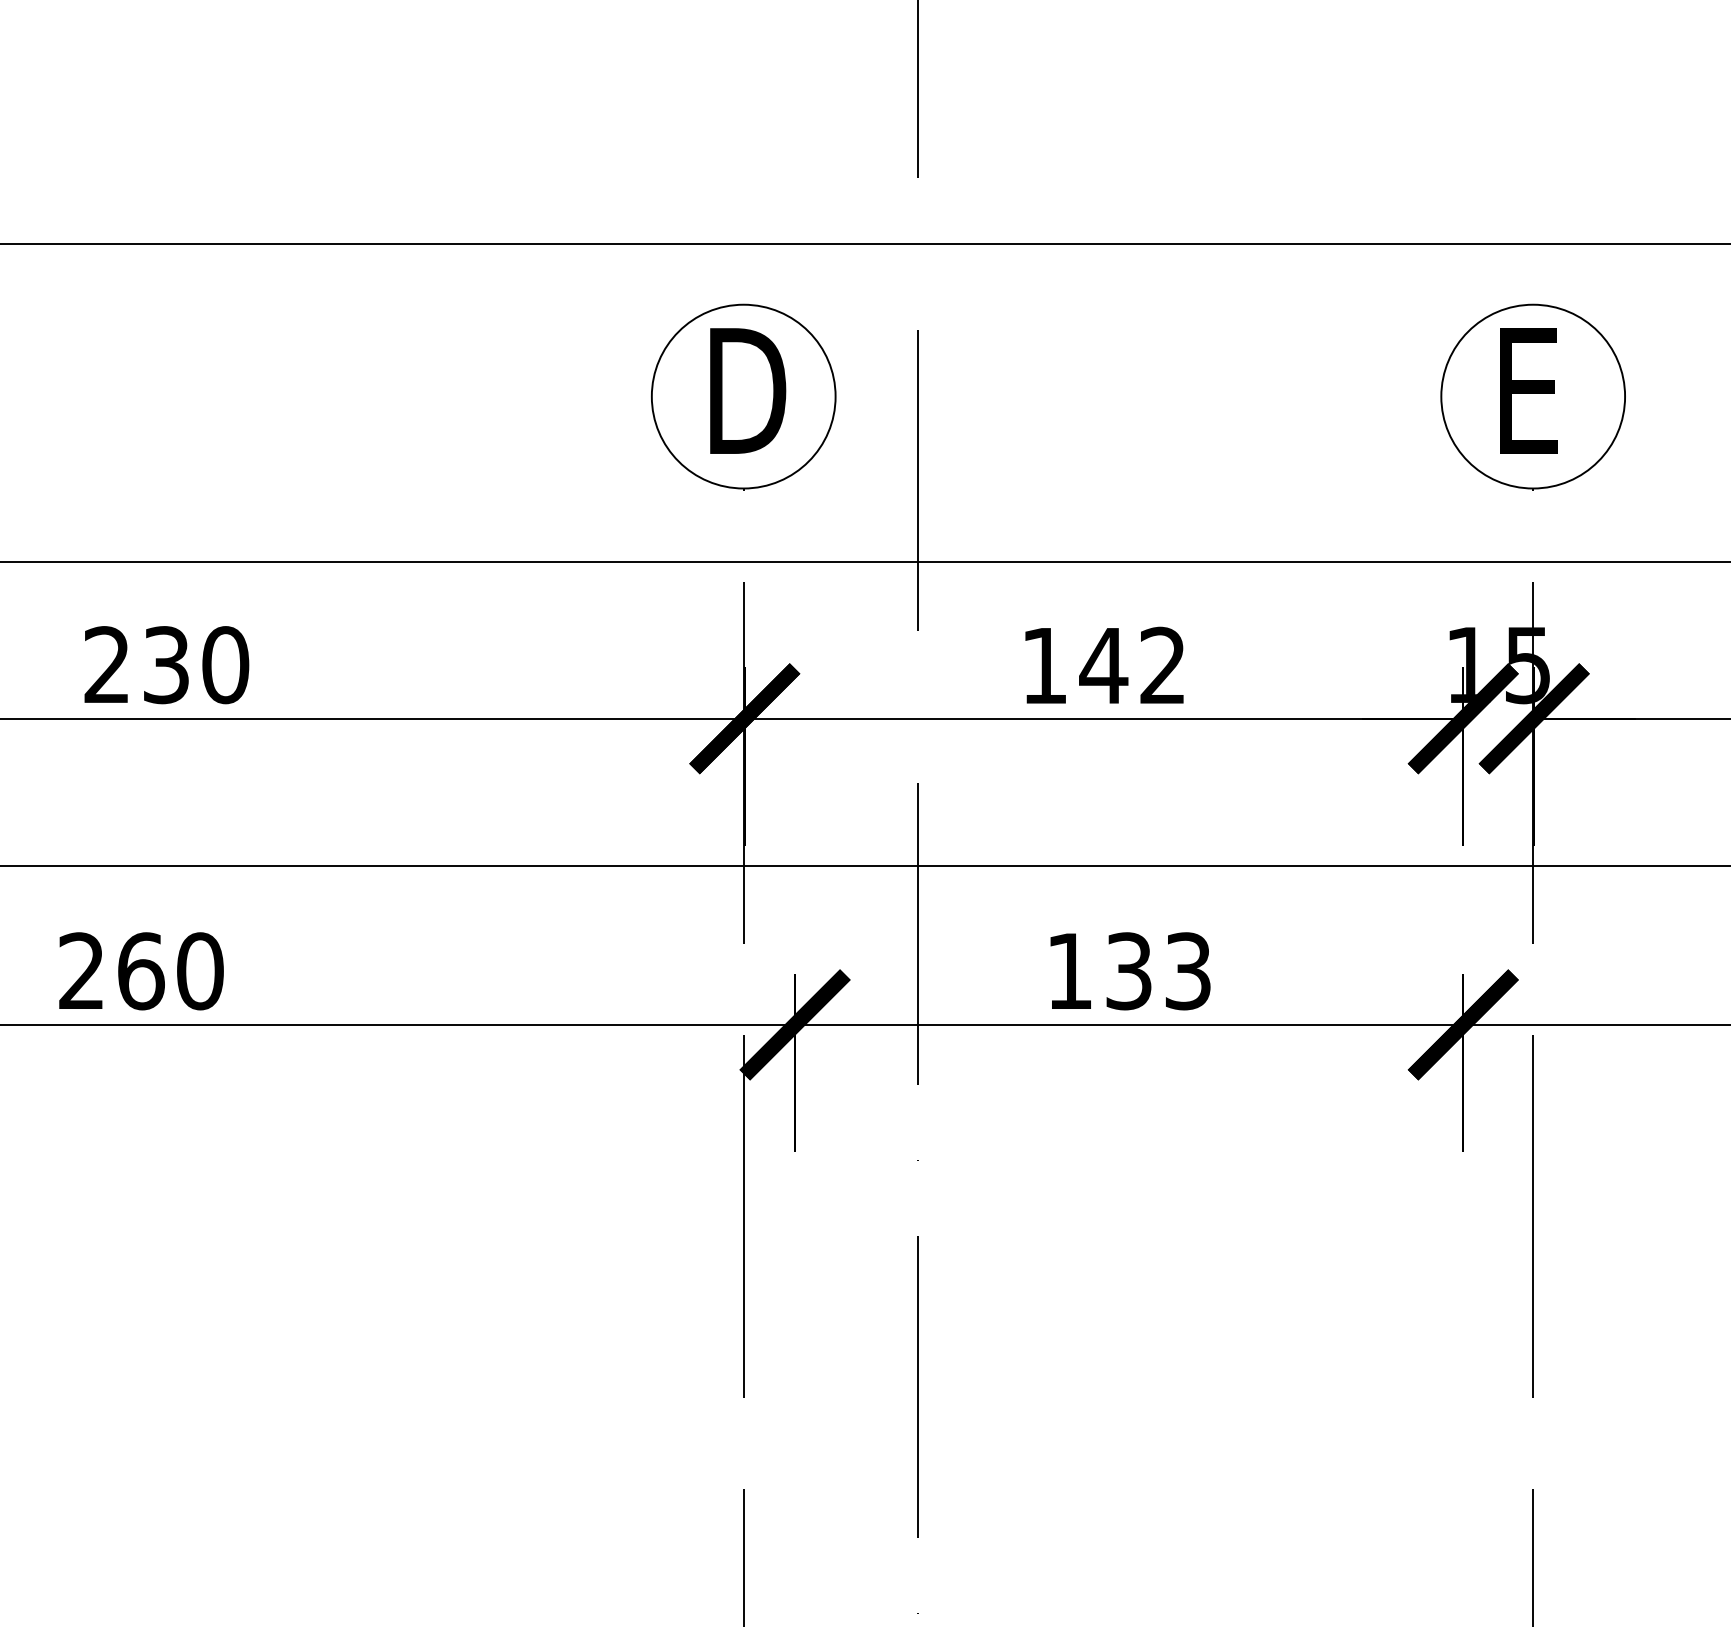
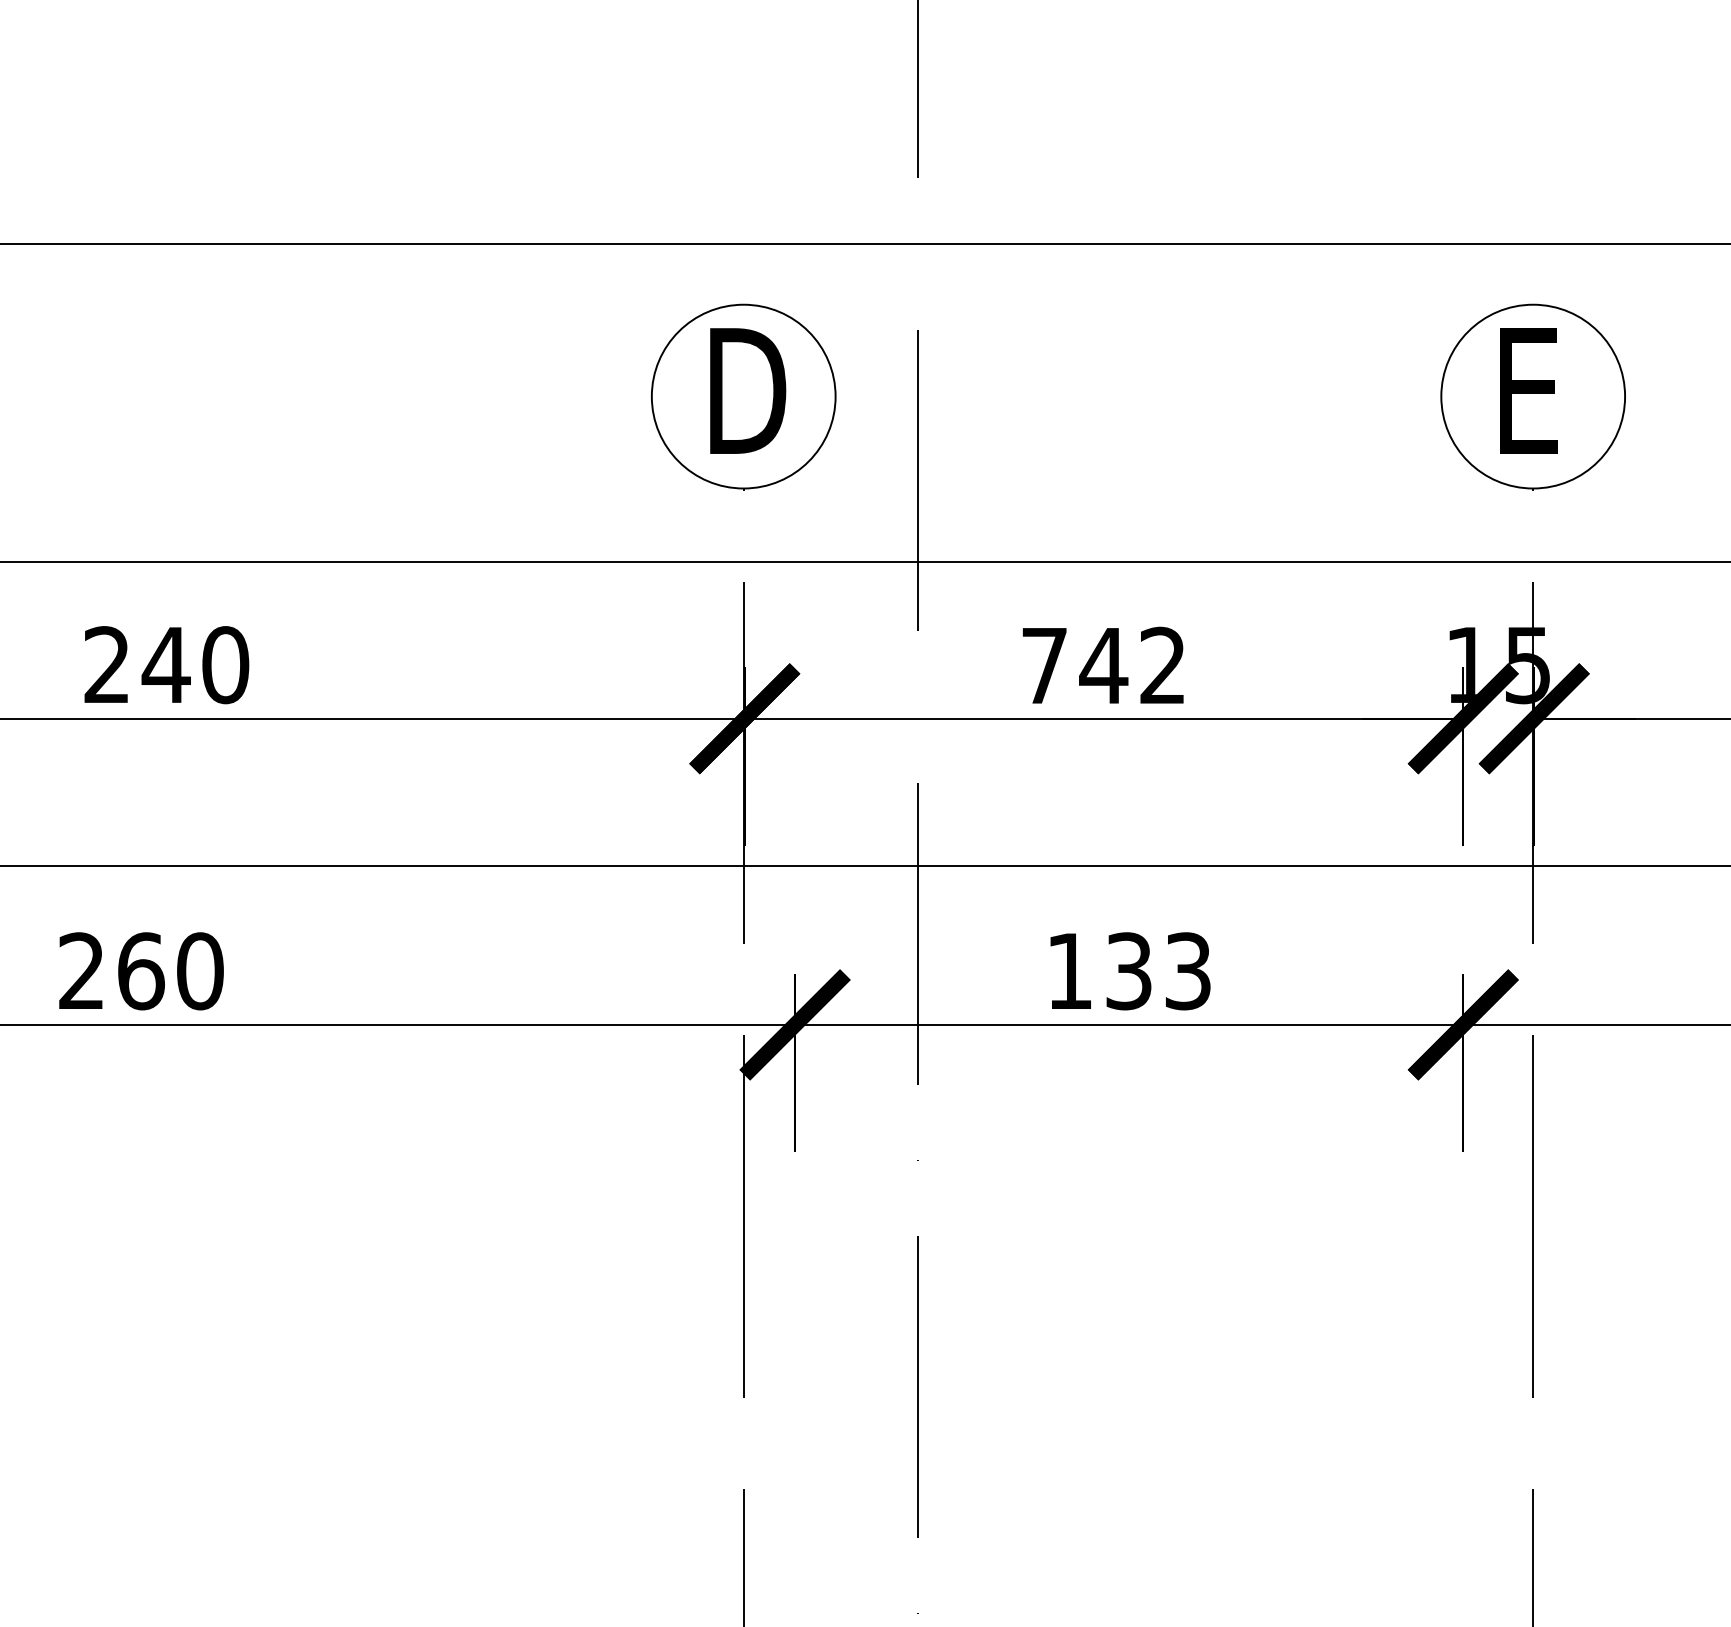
text: 230 -> 240 (165, 665)
text: 142 -> 742 (1044, 665)
